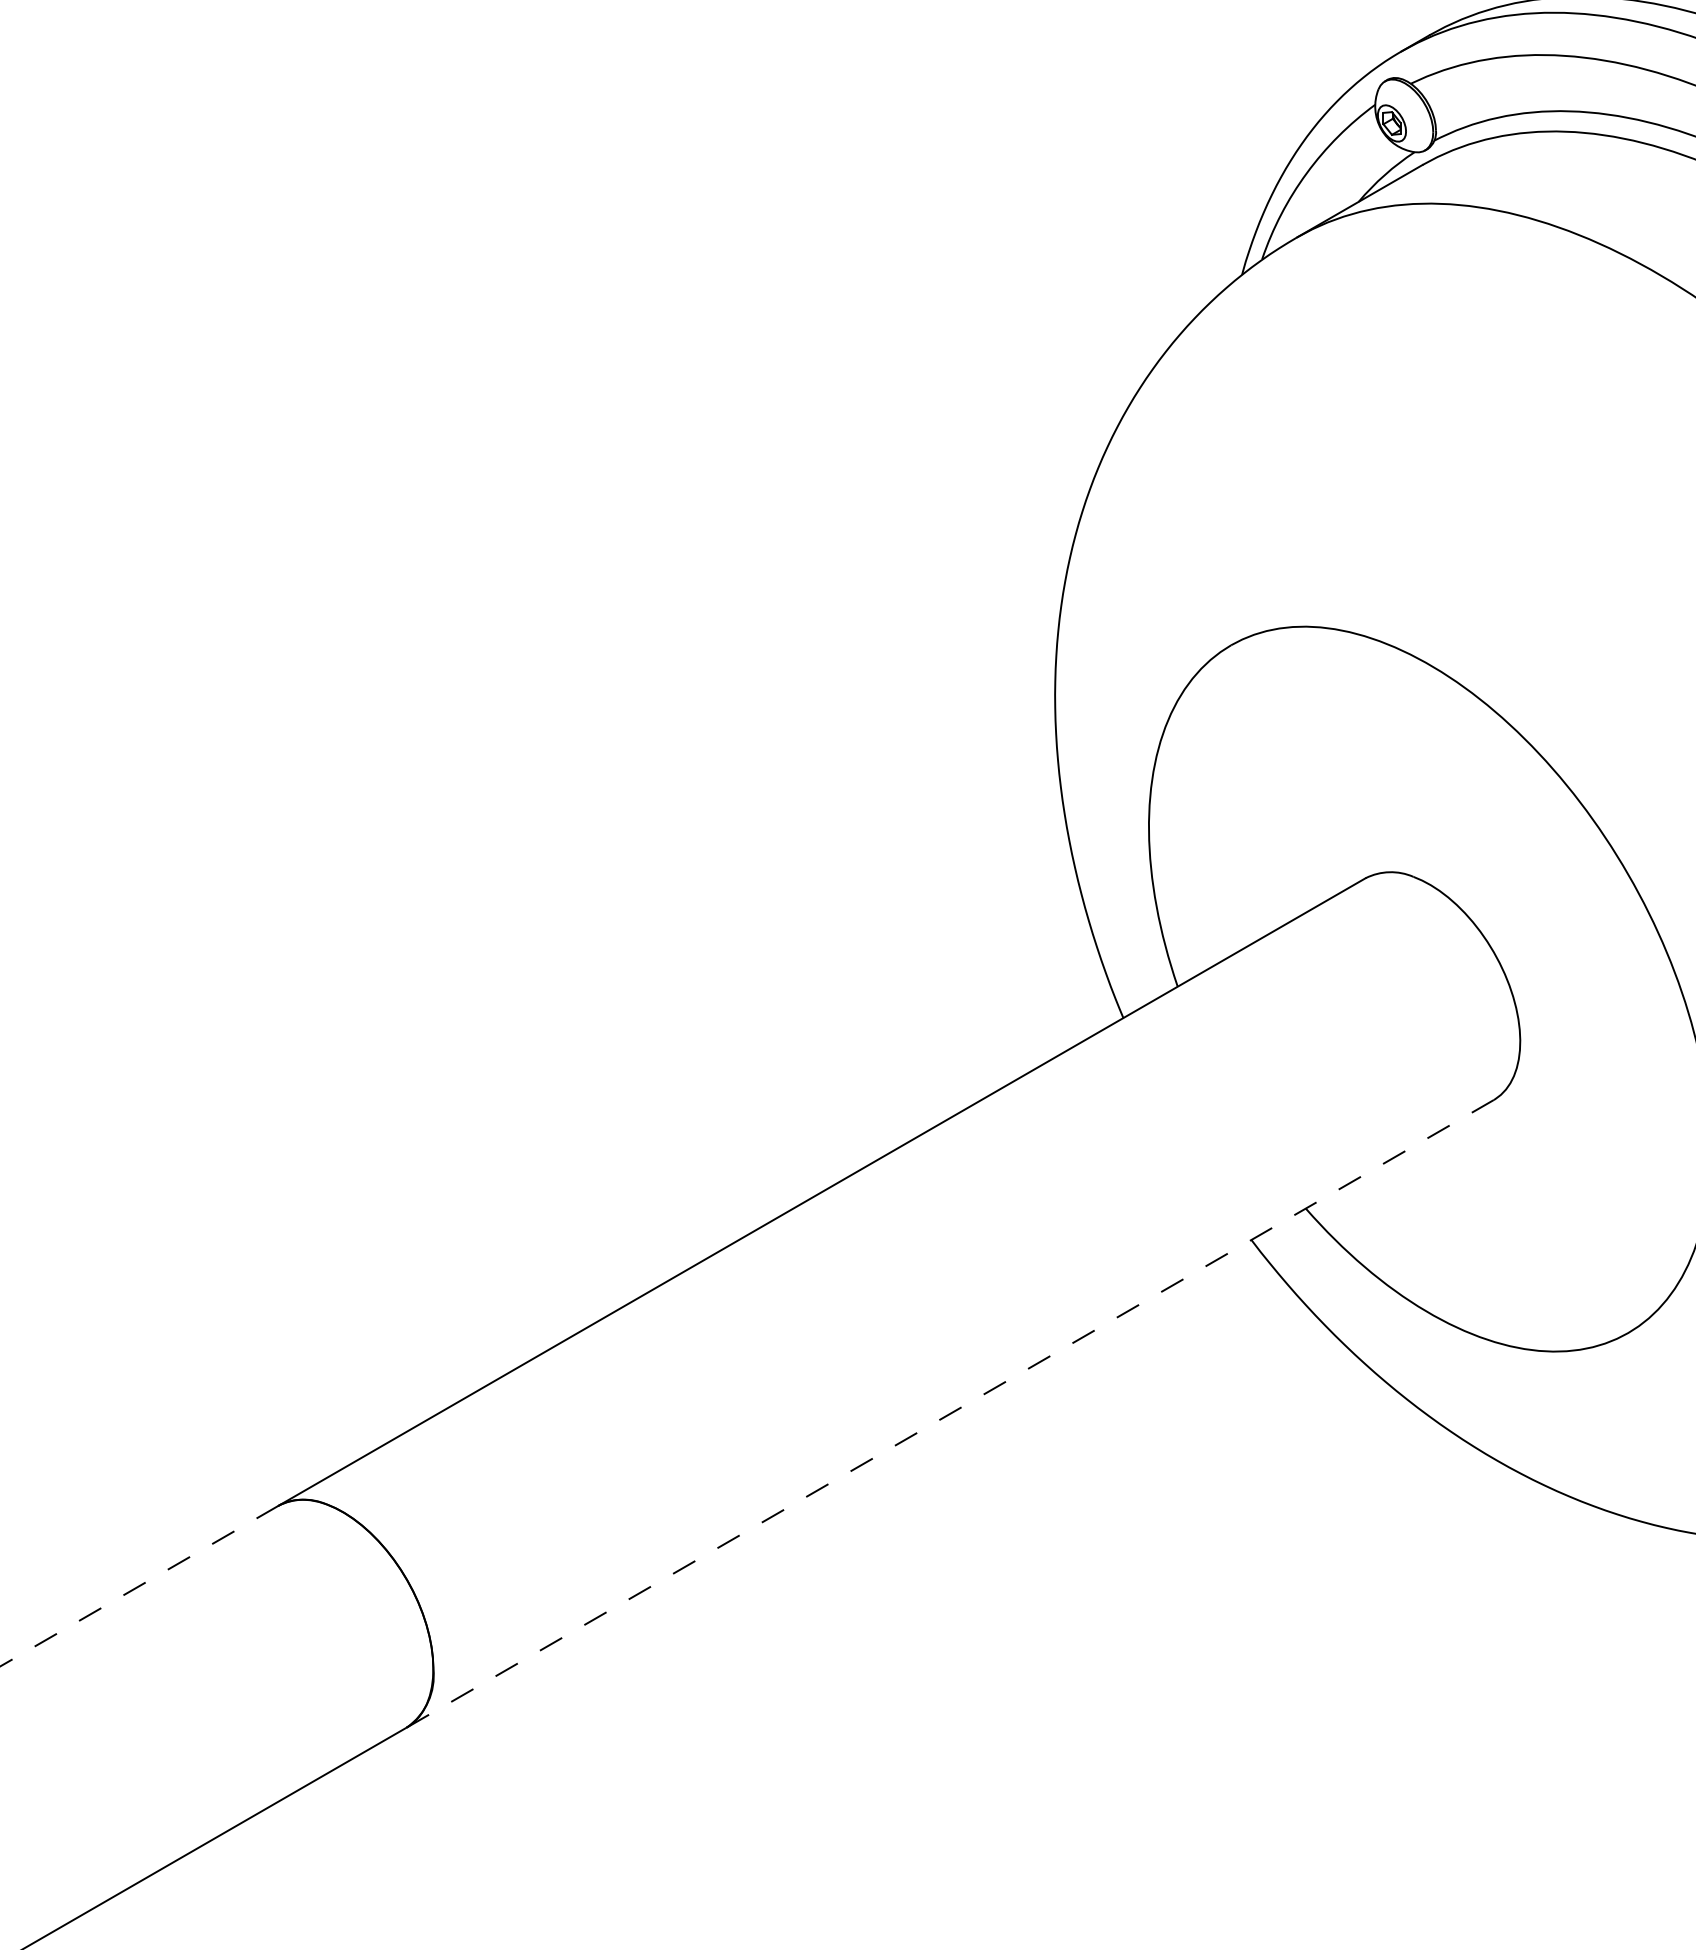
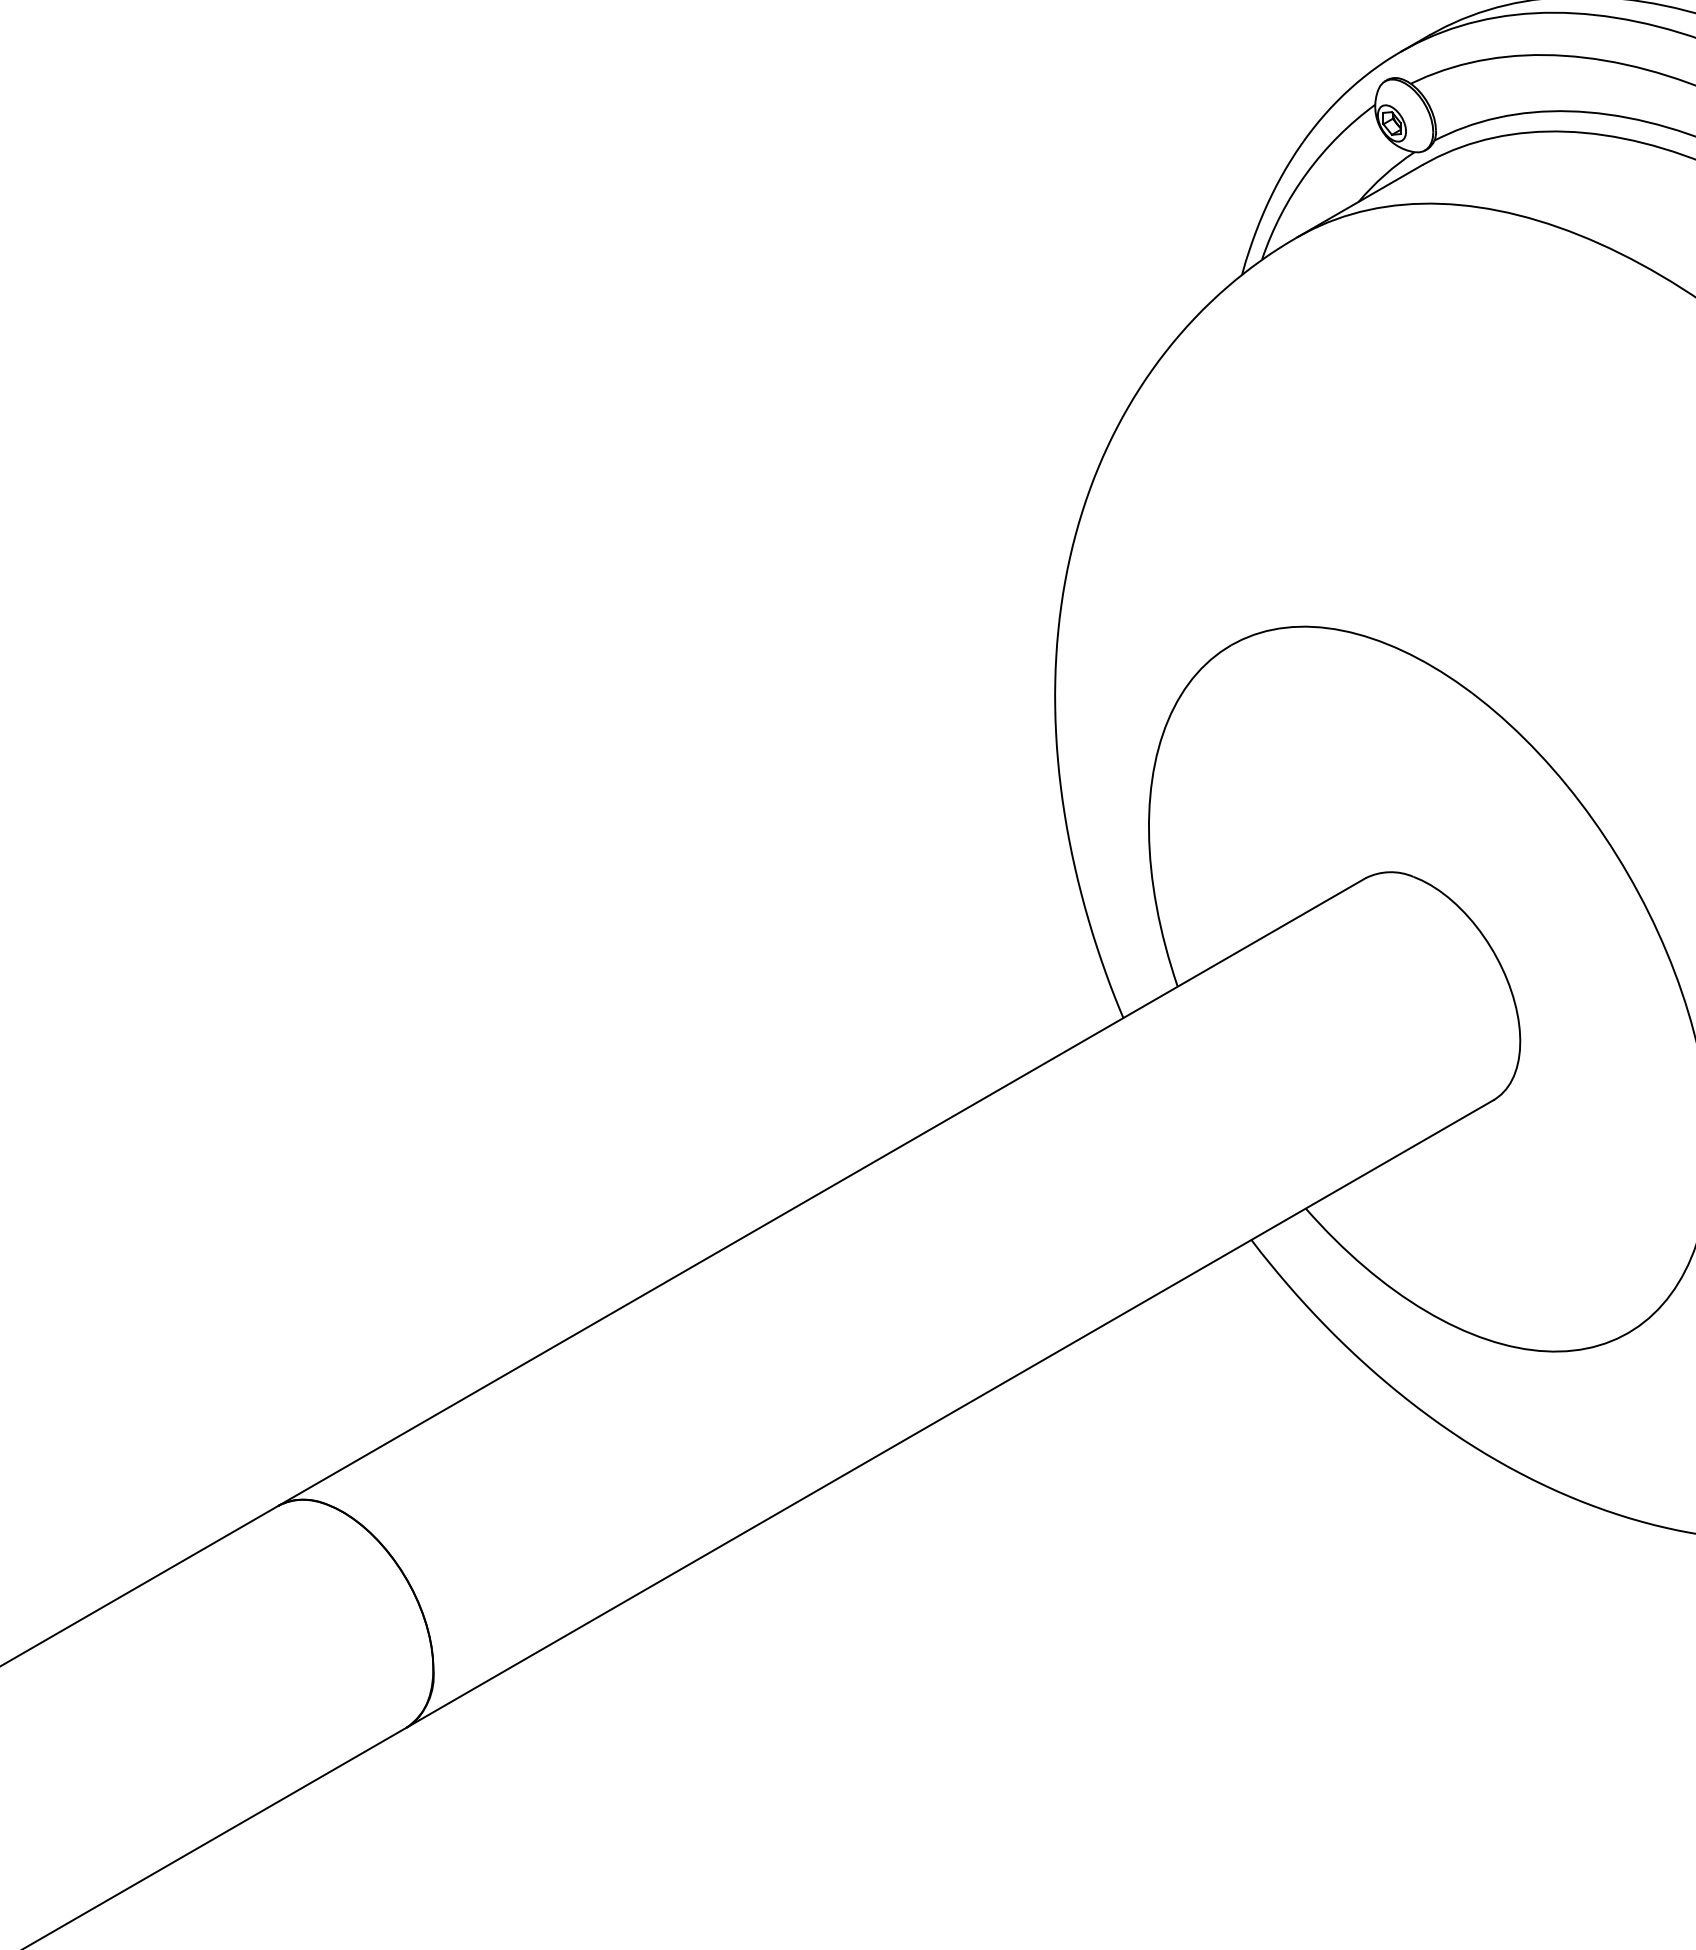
line: dashed -> solid (950, 1413)
line: dashed -> solid (139, 1586)
